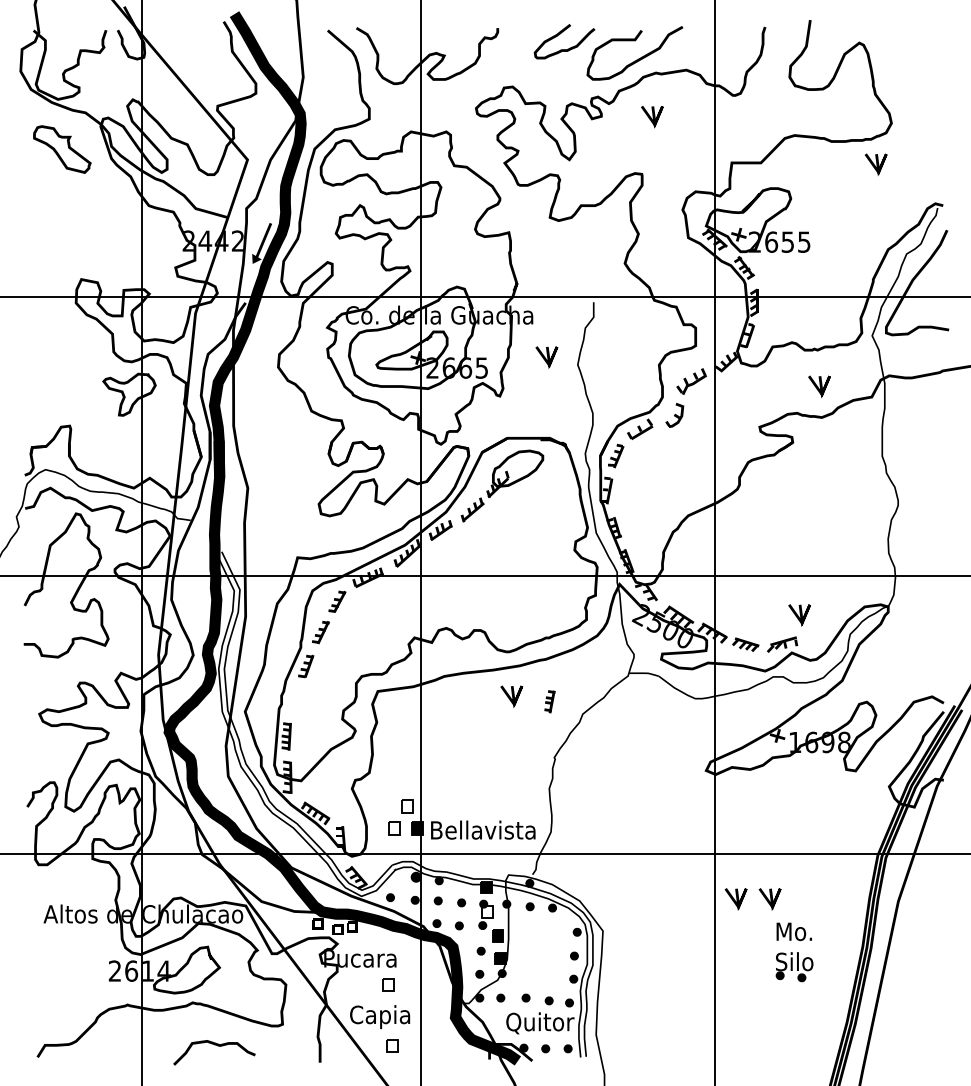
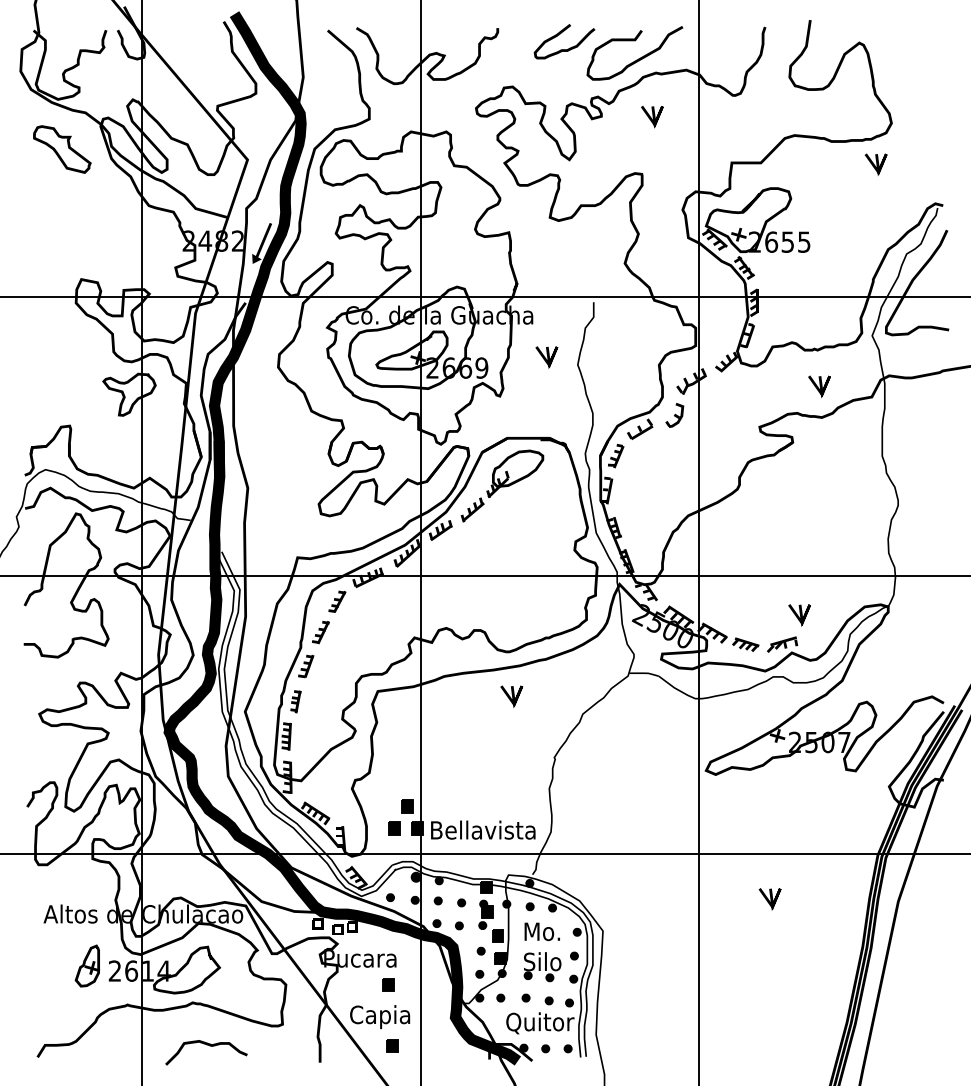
text: 2442 -> 2482 (221, 240)
text: 2665 -> 2669 (481, 367)
line position: (715, 542) -> (699, 542) (699, 542)
part position: (549, 701) -> (295, 701) (295, 701)
text: 1698 -> 2507 (819, 742)
fill: none -> present (407, 806)
fill: none -> present (394, 828)
line: present -> none (734, 899)
fill: none -> present (487, 911)
text position: (794, 952) -> (542, 952) (542, 952)
part: none -> present (87, 965)
fill: none -> present (388, 984)
fill: none -> present (391, 1045)
curve position: (217, 1046) -> (209, 1046) (209, 1046)
